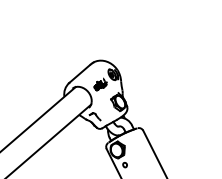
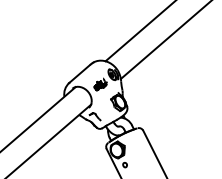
line: none -> present (139, 31)
line: none -> present (164, 40)
